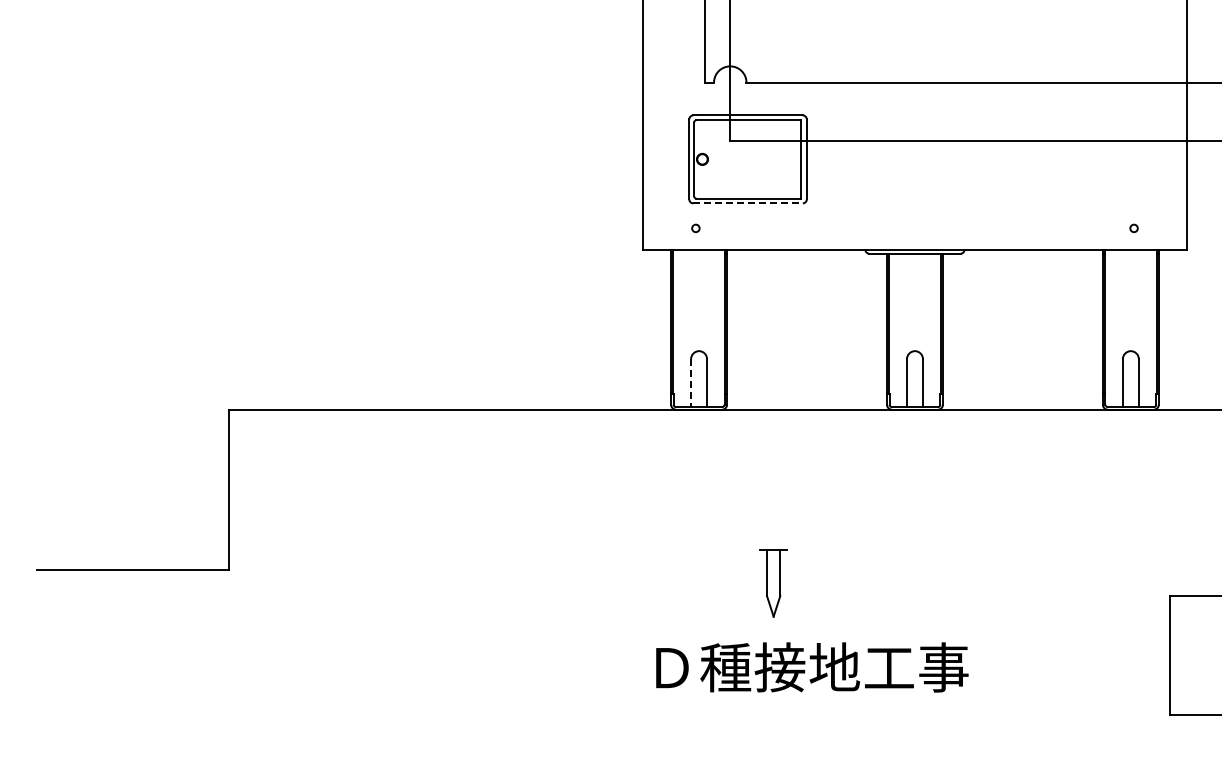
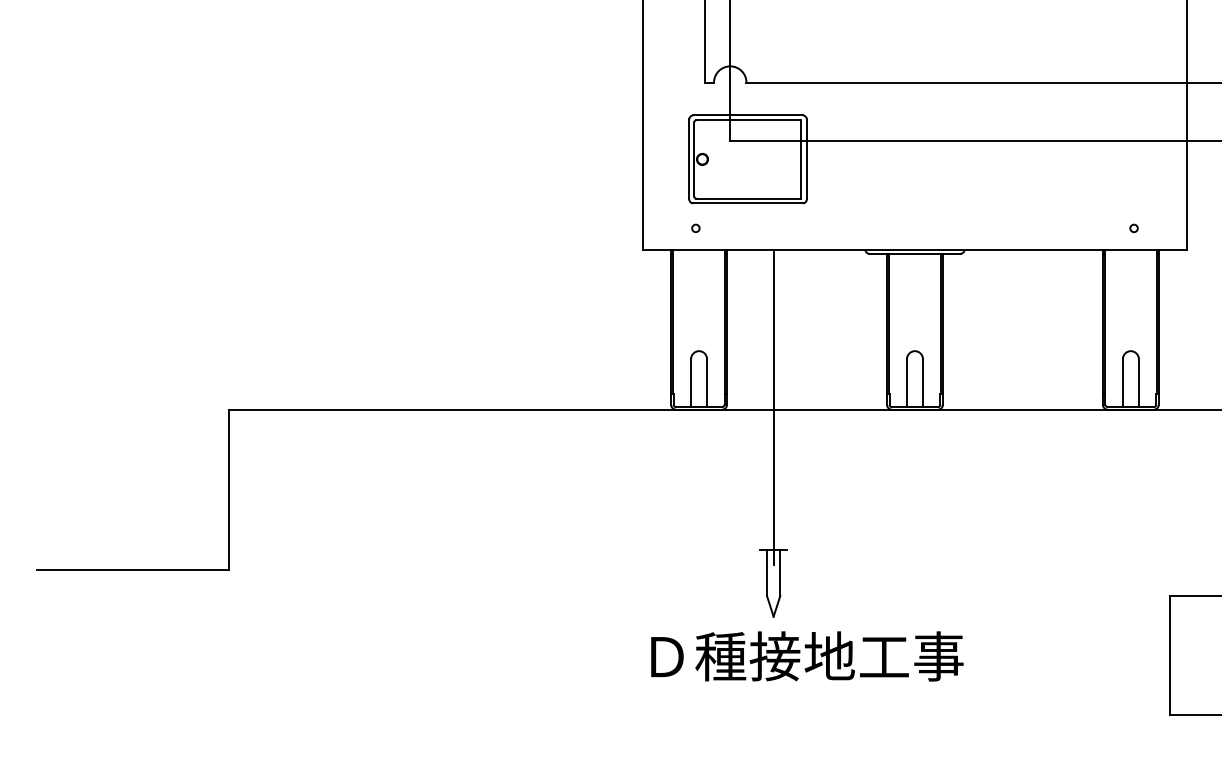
line: dashed -> solid (748, 203)
line: dashed -> solid (691, 383)
line: none -> present (773, 406)
text position: (812, 667) -> (807, 656) (807, 656)
